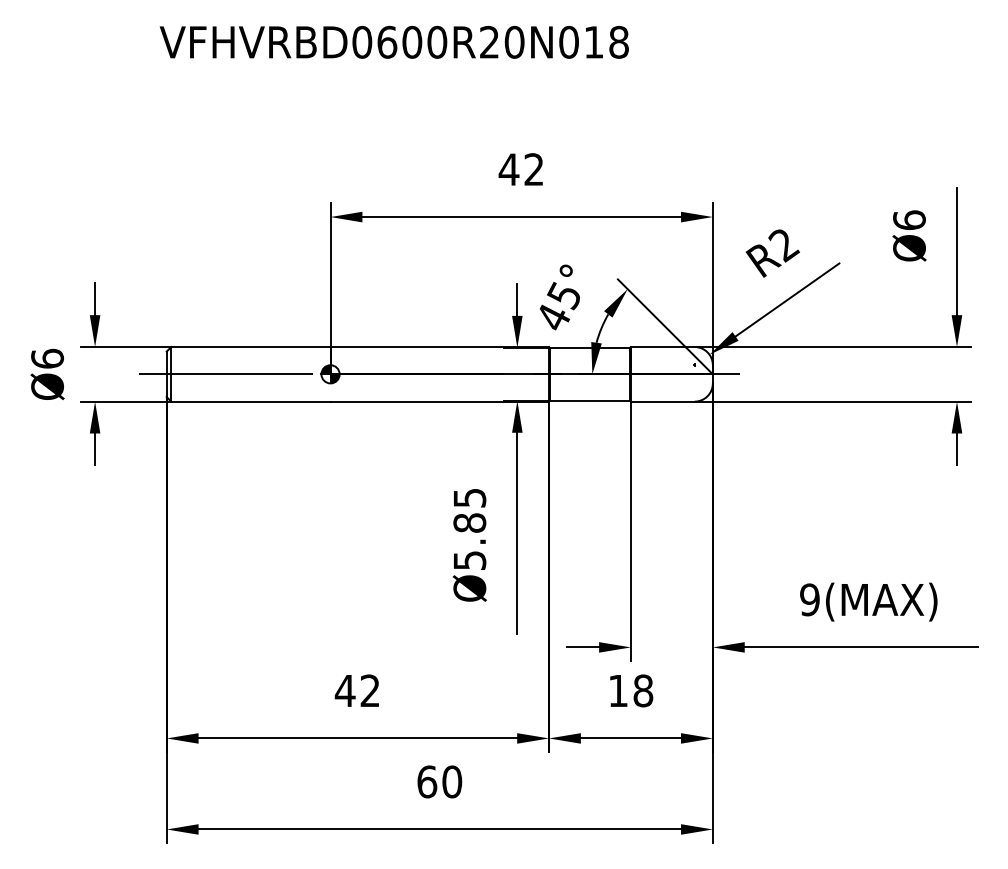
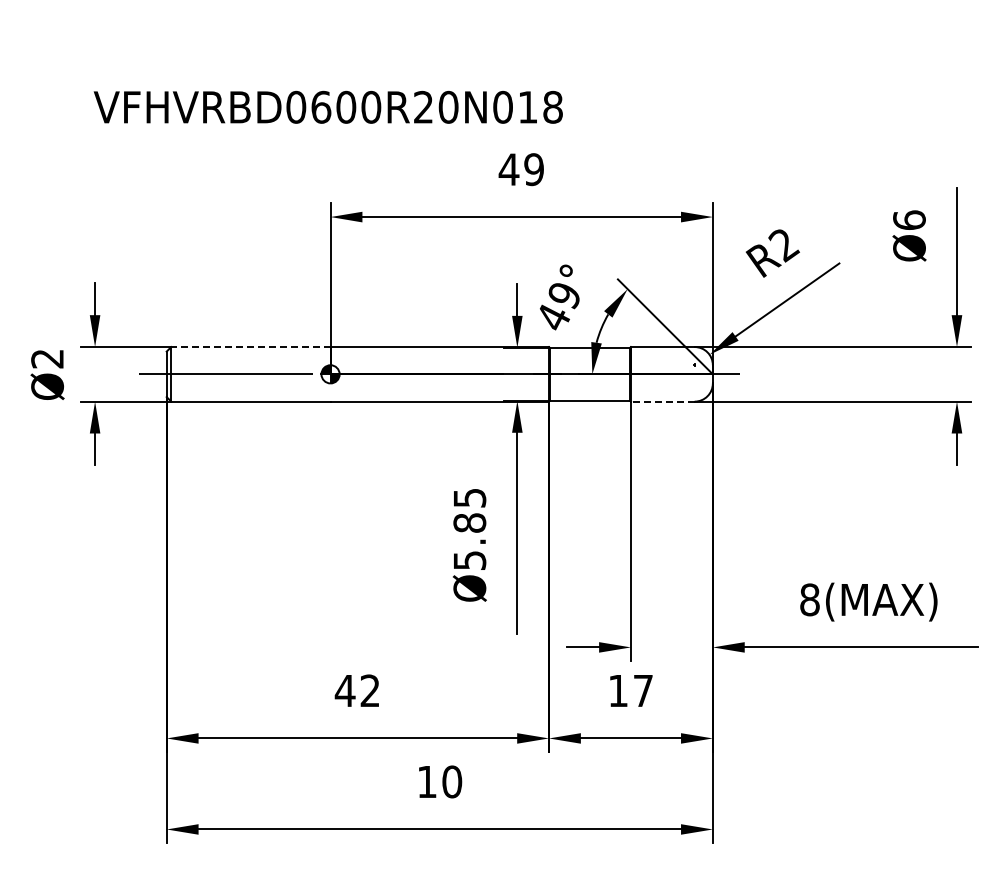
text position: (393, 41) -> (327, 106) (327, 106)
text: 42 -> 49 (533, 169)
text: 45° -> 49° (563, 295)
line: solid -> dashed (250, 347)
text: Ø6 -> Ø2 (47, 358)
line: solid -> dashed (662, 401)
text: 9(MAX) -> 8(MAX) (809, 599)
text: 18 -> 17 (643, 690)
text: 60 -> 10 (427, 781)
